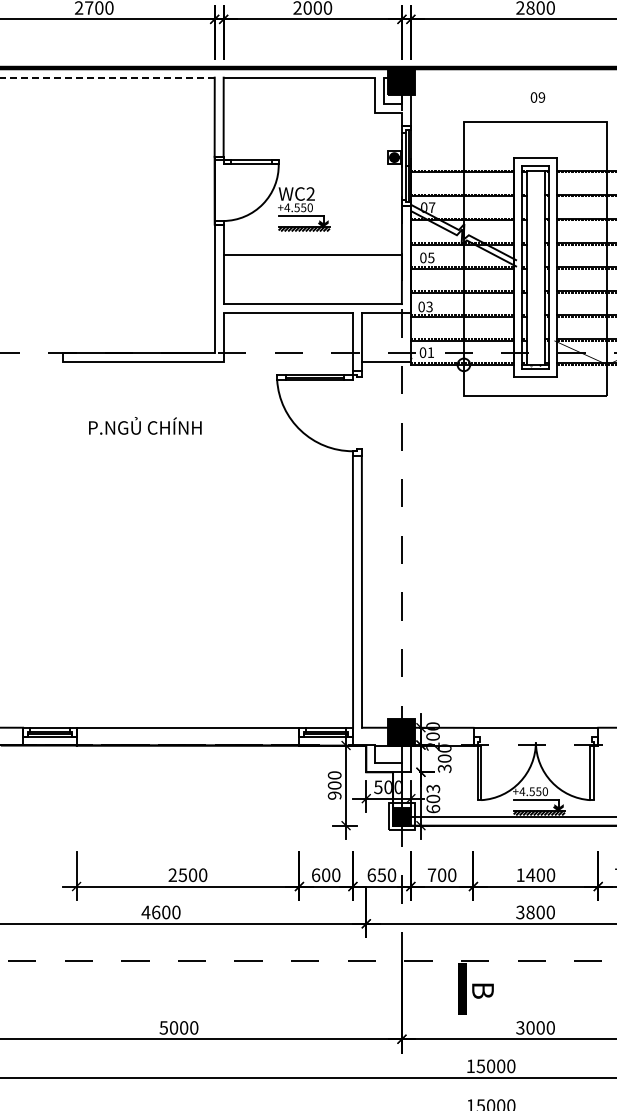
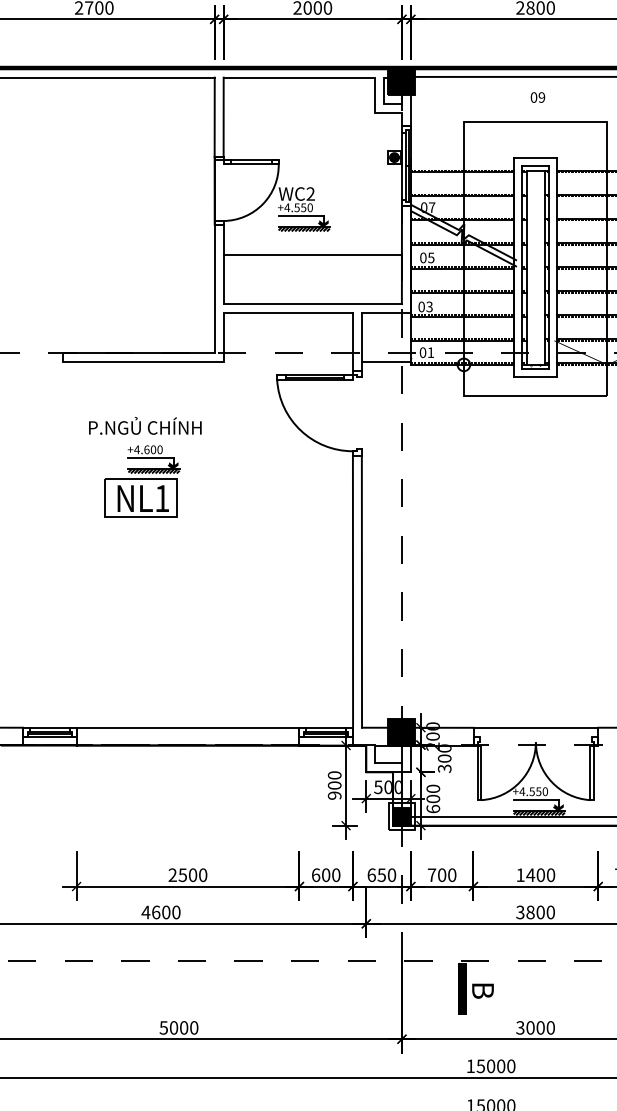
line: none -> present (511, 76)
line: dashed -> solid (106, 77)
part: none -> present (142, 481)
text: 603 -> 600 (433, 788)
